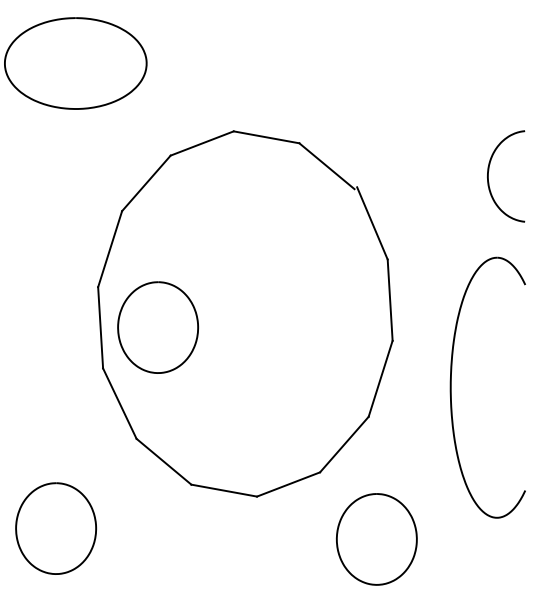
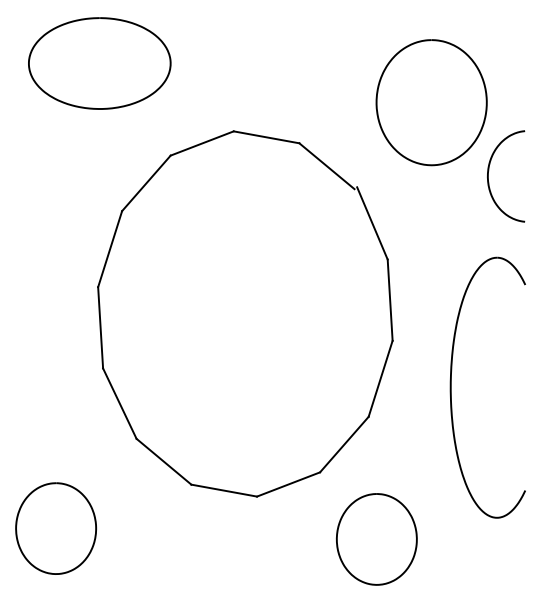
curve position: (72, 19) -> (96, 19) (96, 19)
curve: none -> present (378, 93)
curve: present -> none (119, 329)
